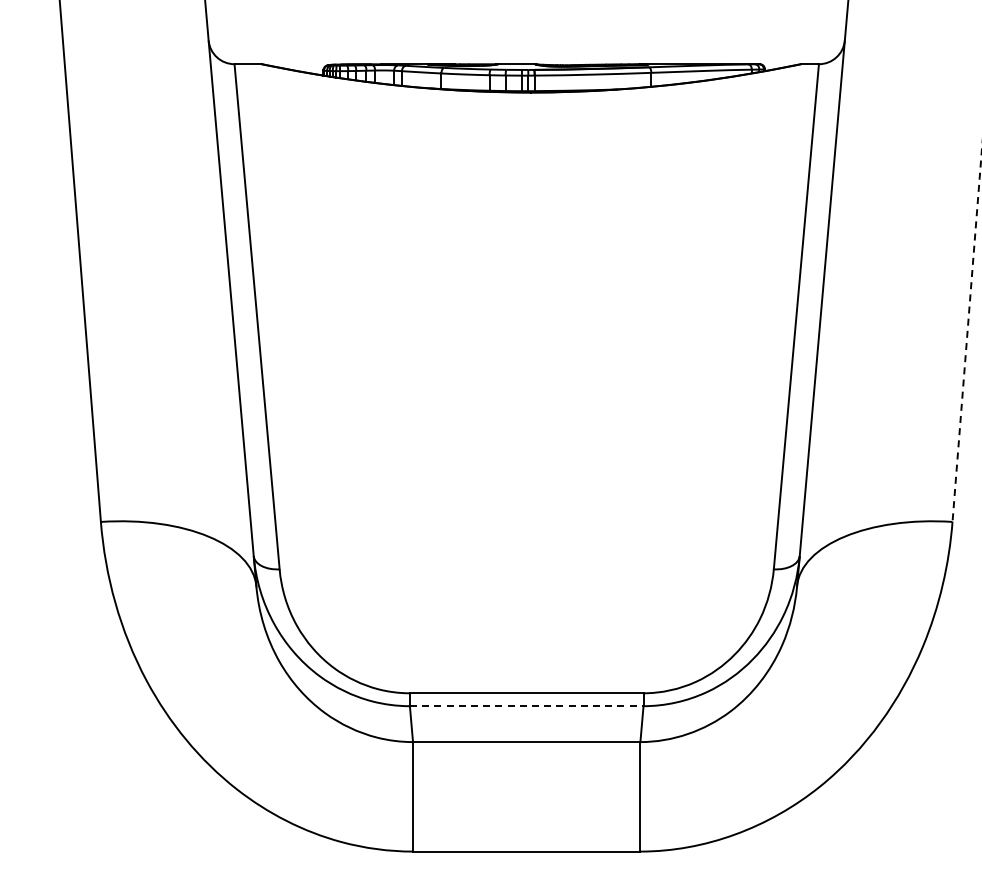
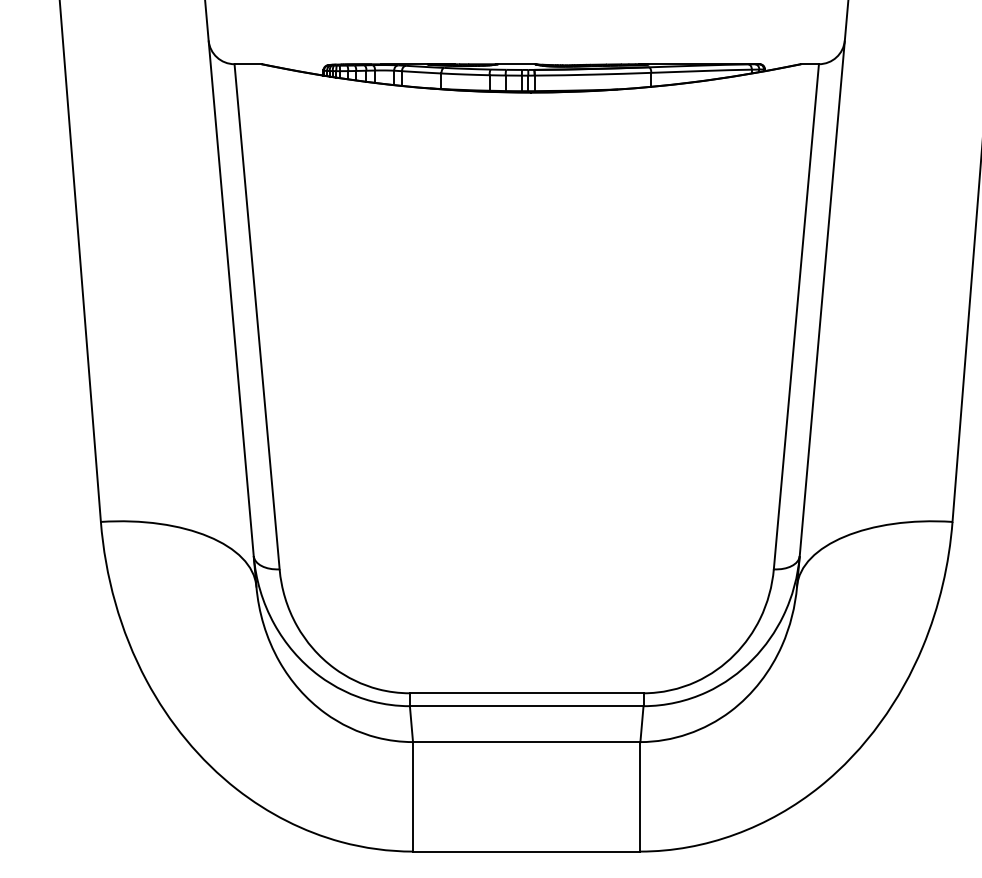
line: dashed -> solid (967, 335)
line: dashed -> solid (526, 706)
